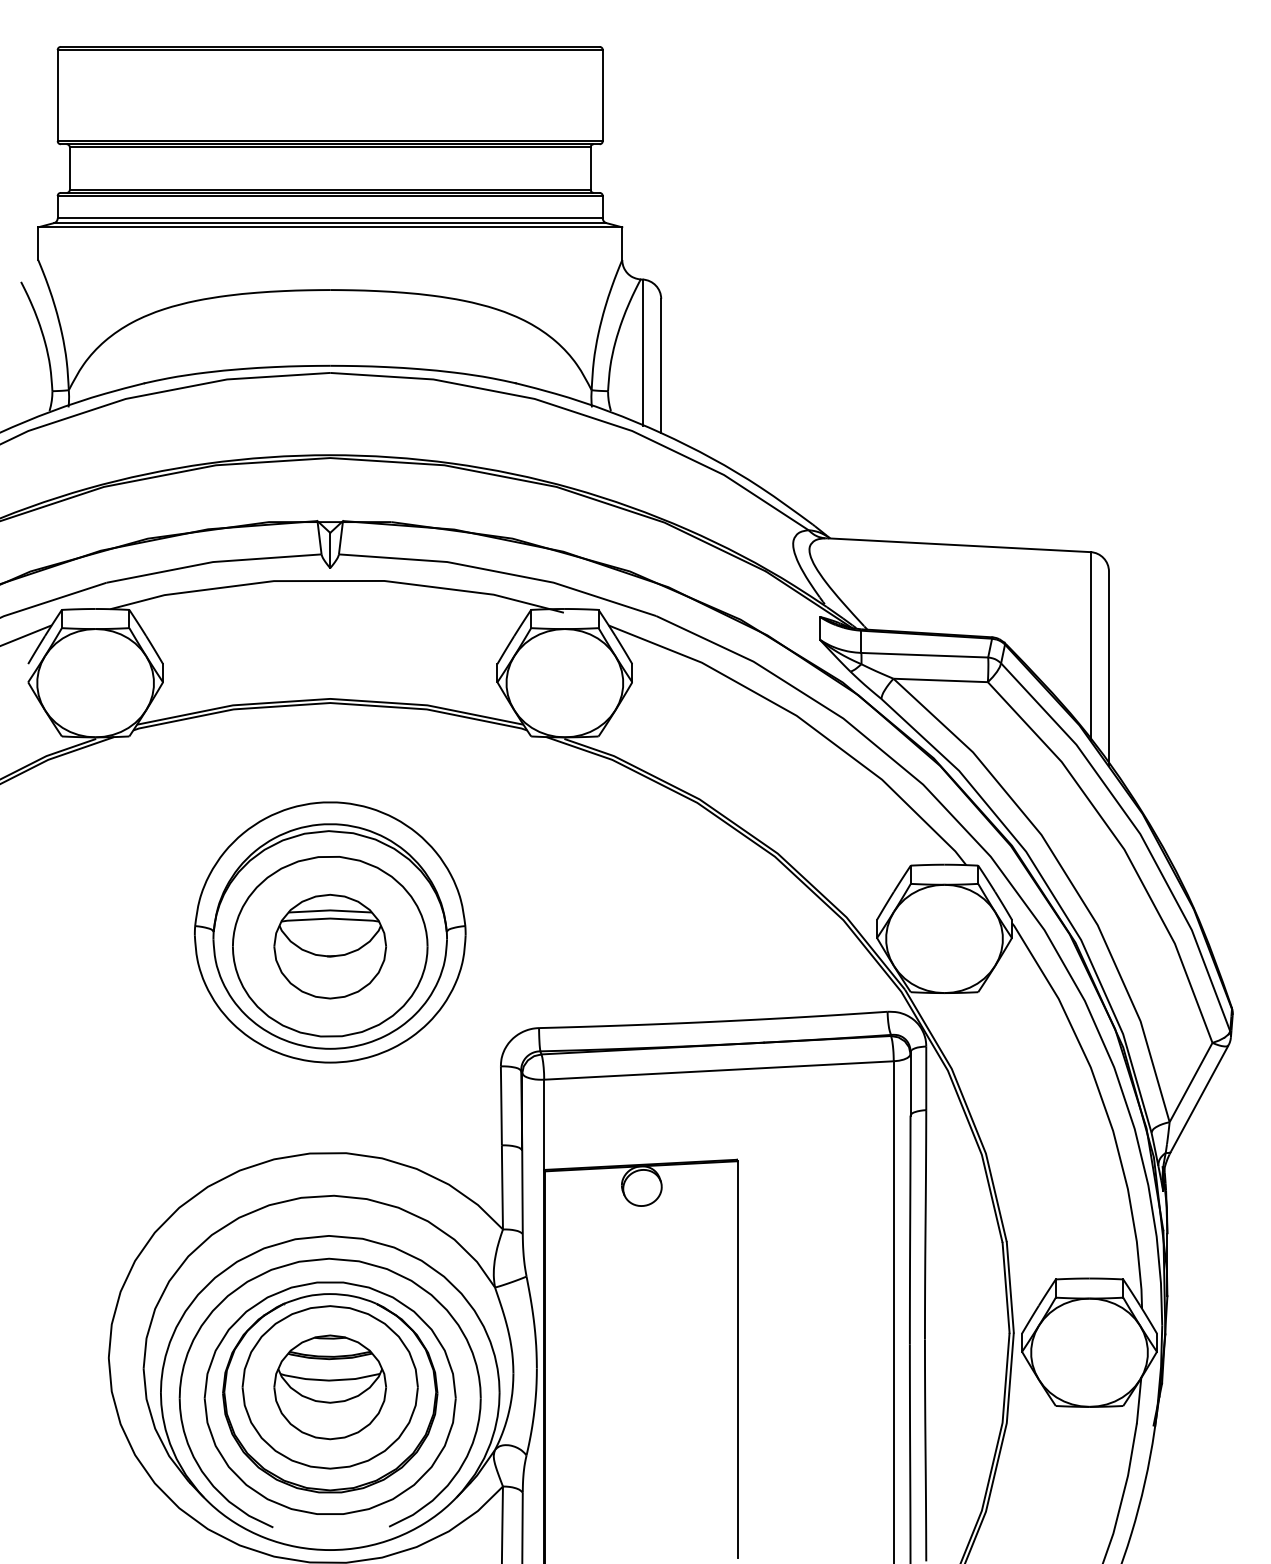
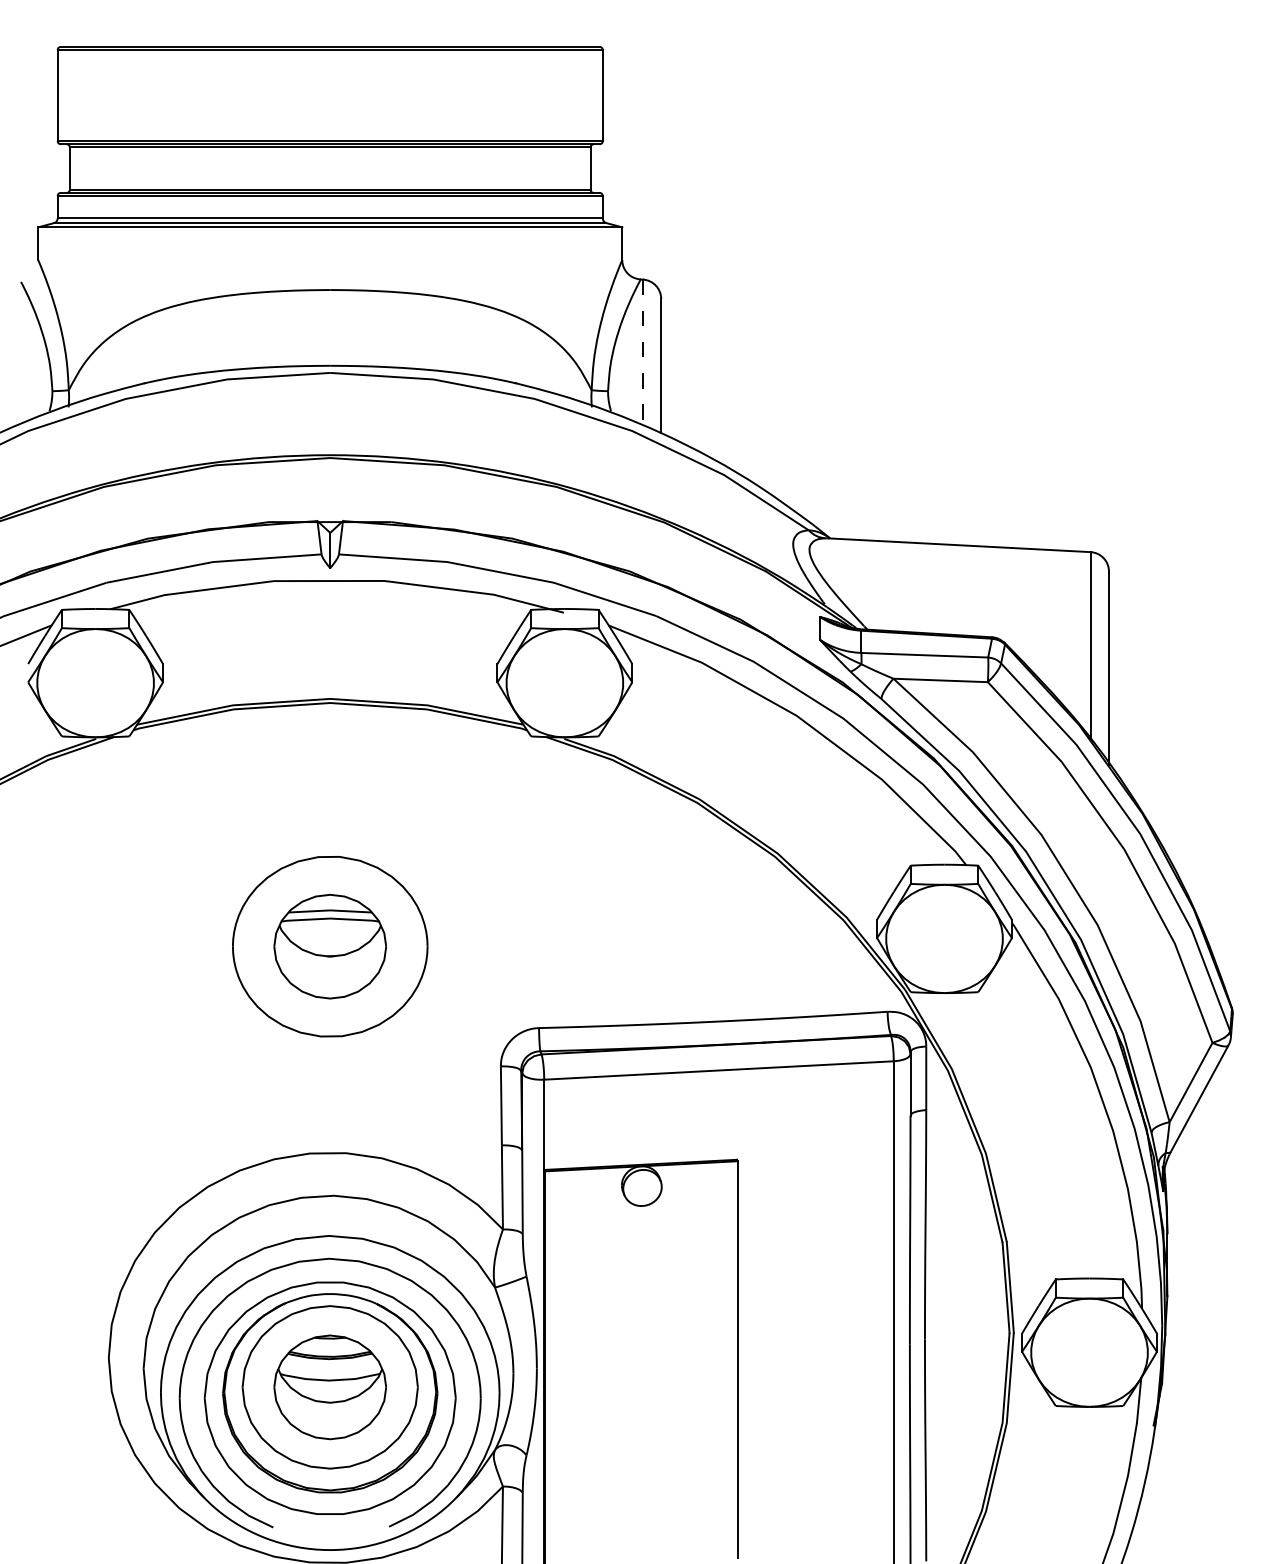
line: solid -> dashed (642, 353)
part: present -> none (330, 932)
